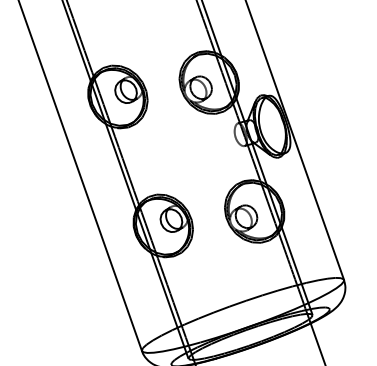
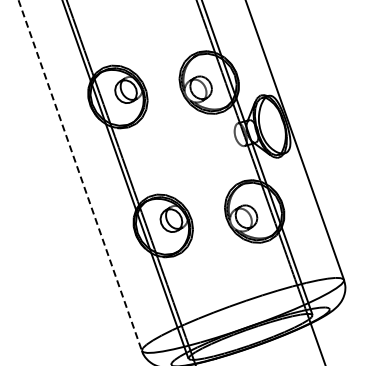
line: solid -> dashed (80, 175)
